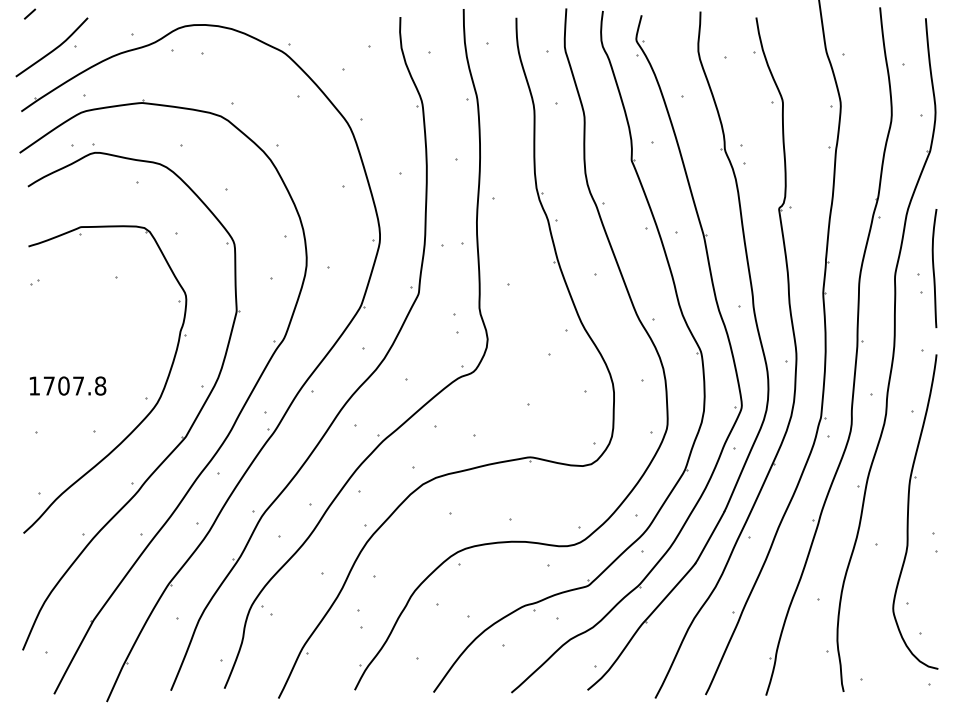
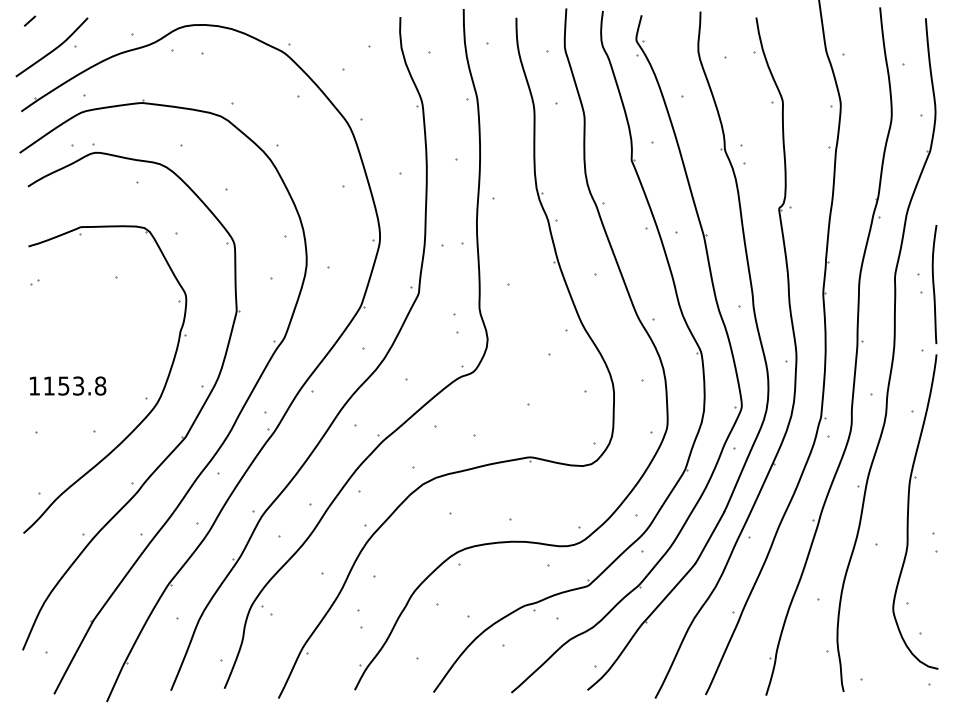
line position: (30, 13) -> (30, 20) (30, 20)
curve position: (934, 268) -> (934, 284) (934, 284)
text: 1707.8 -> 1153.8 (63, 385)
